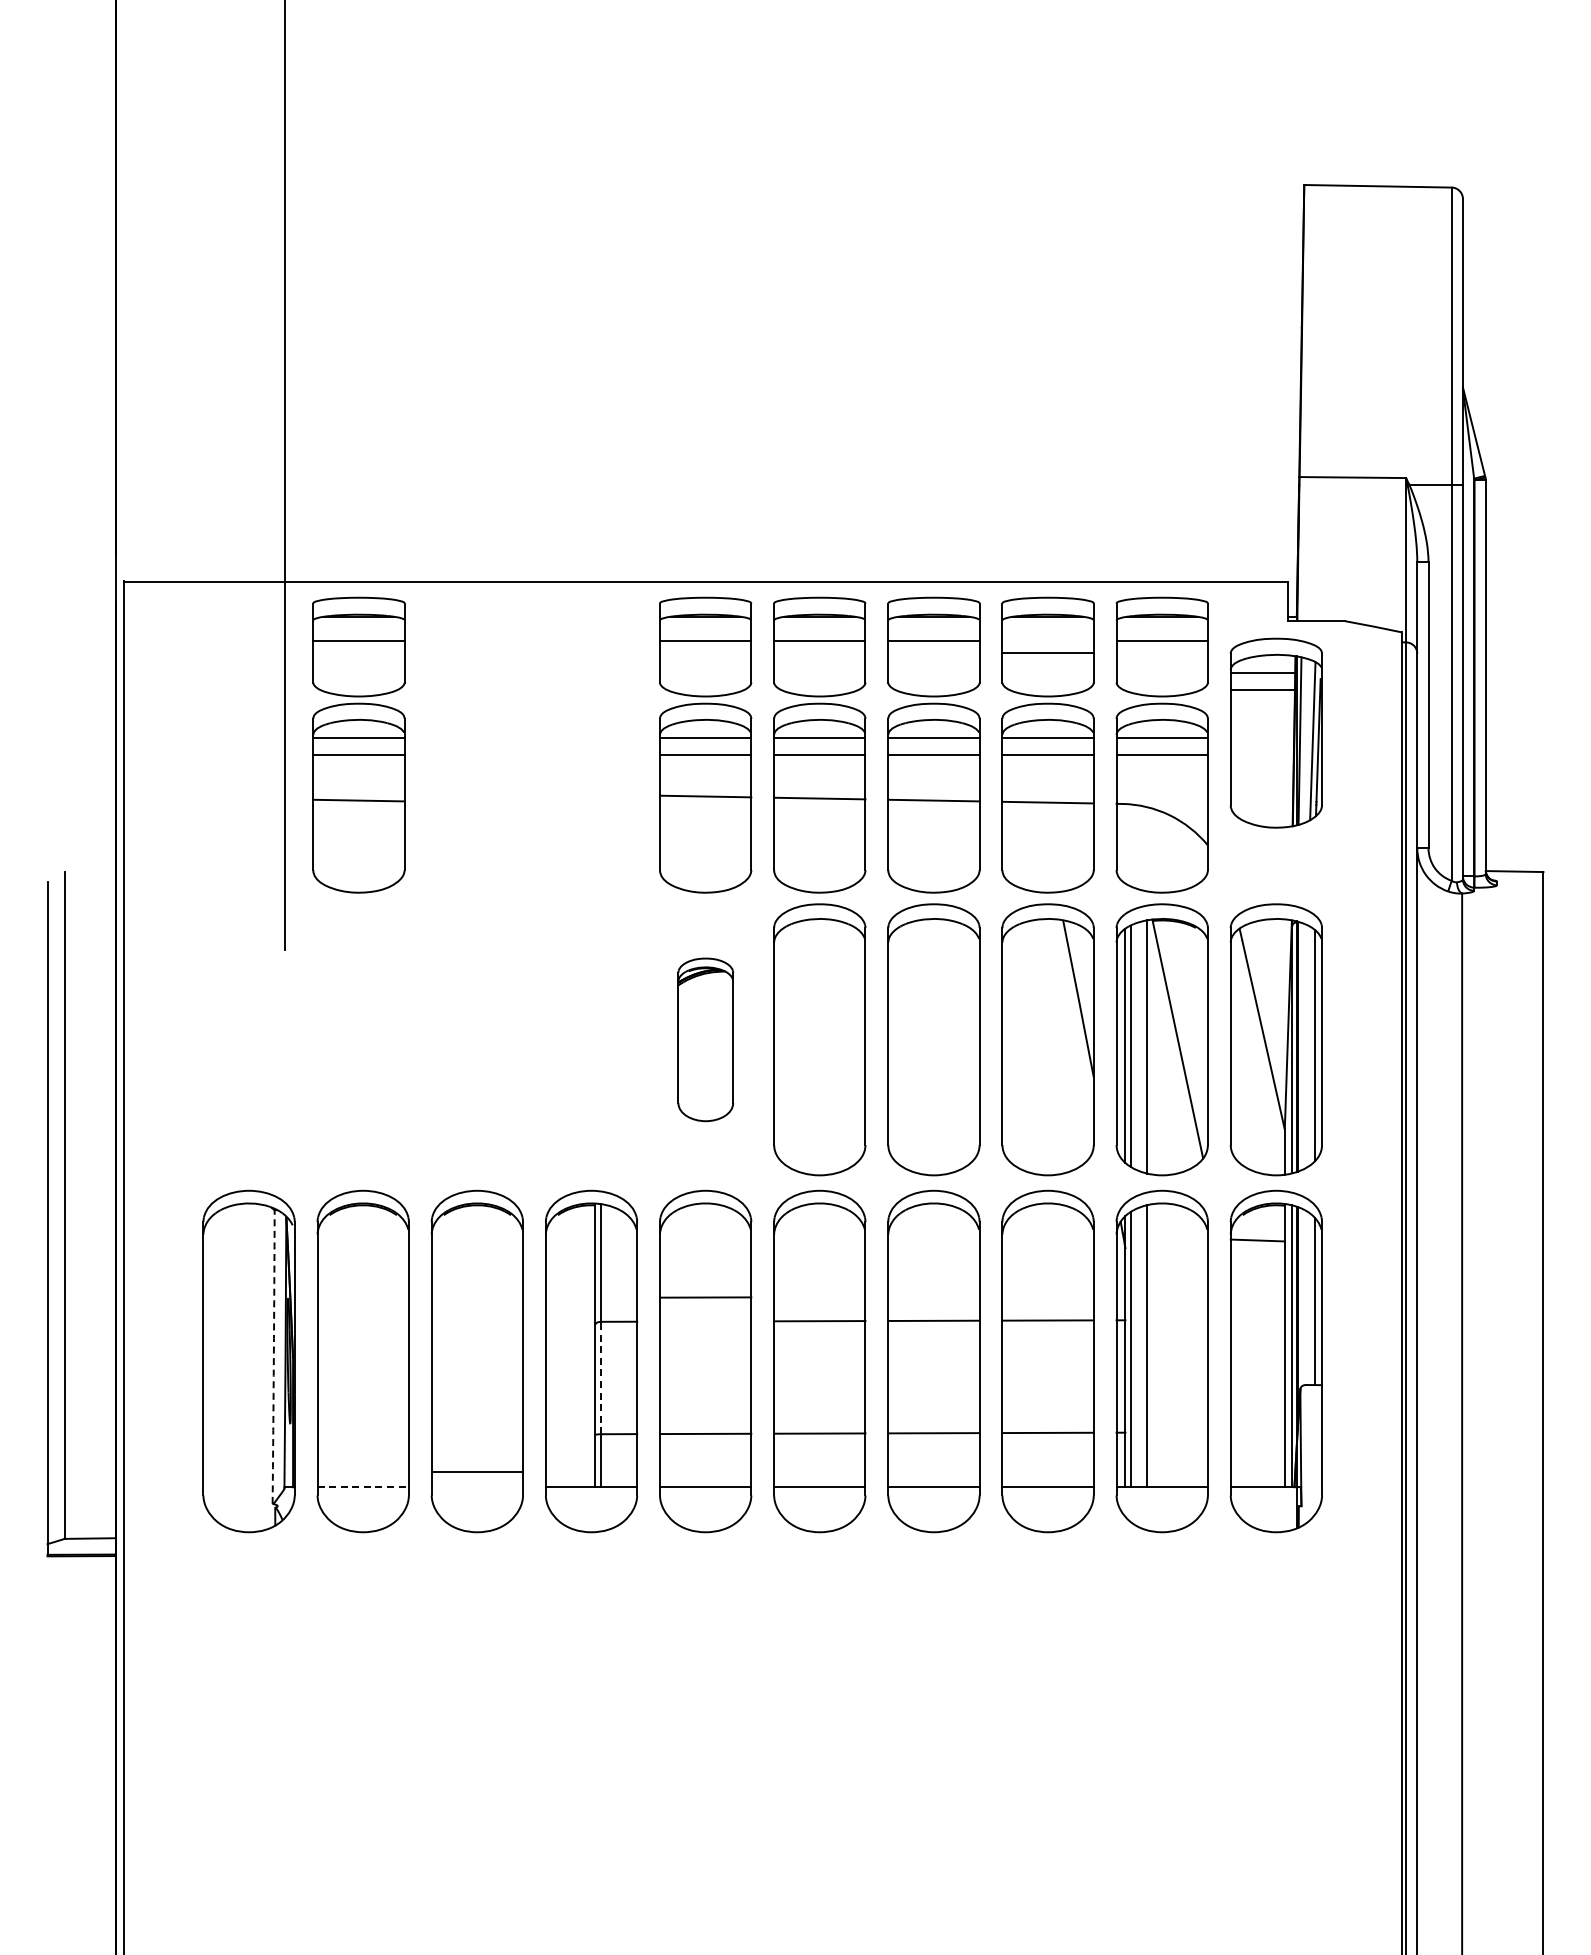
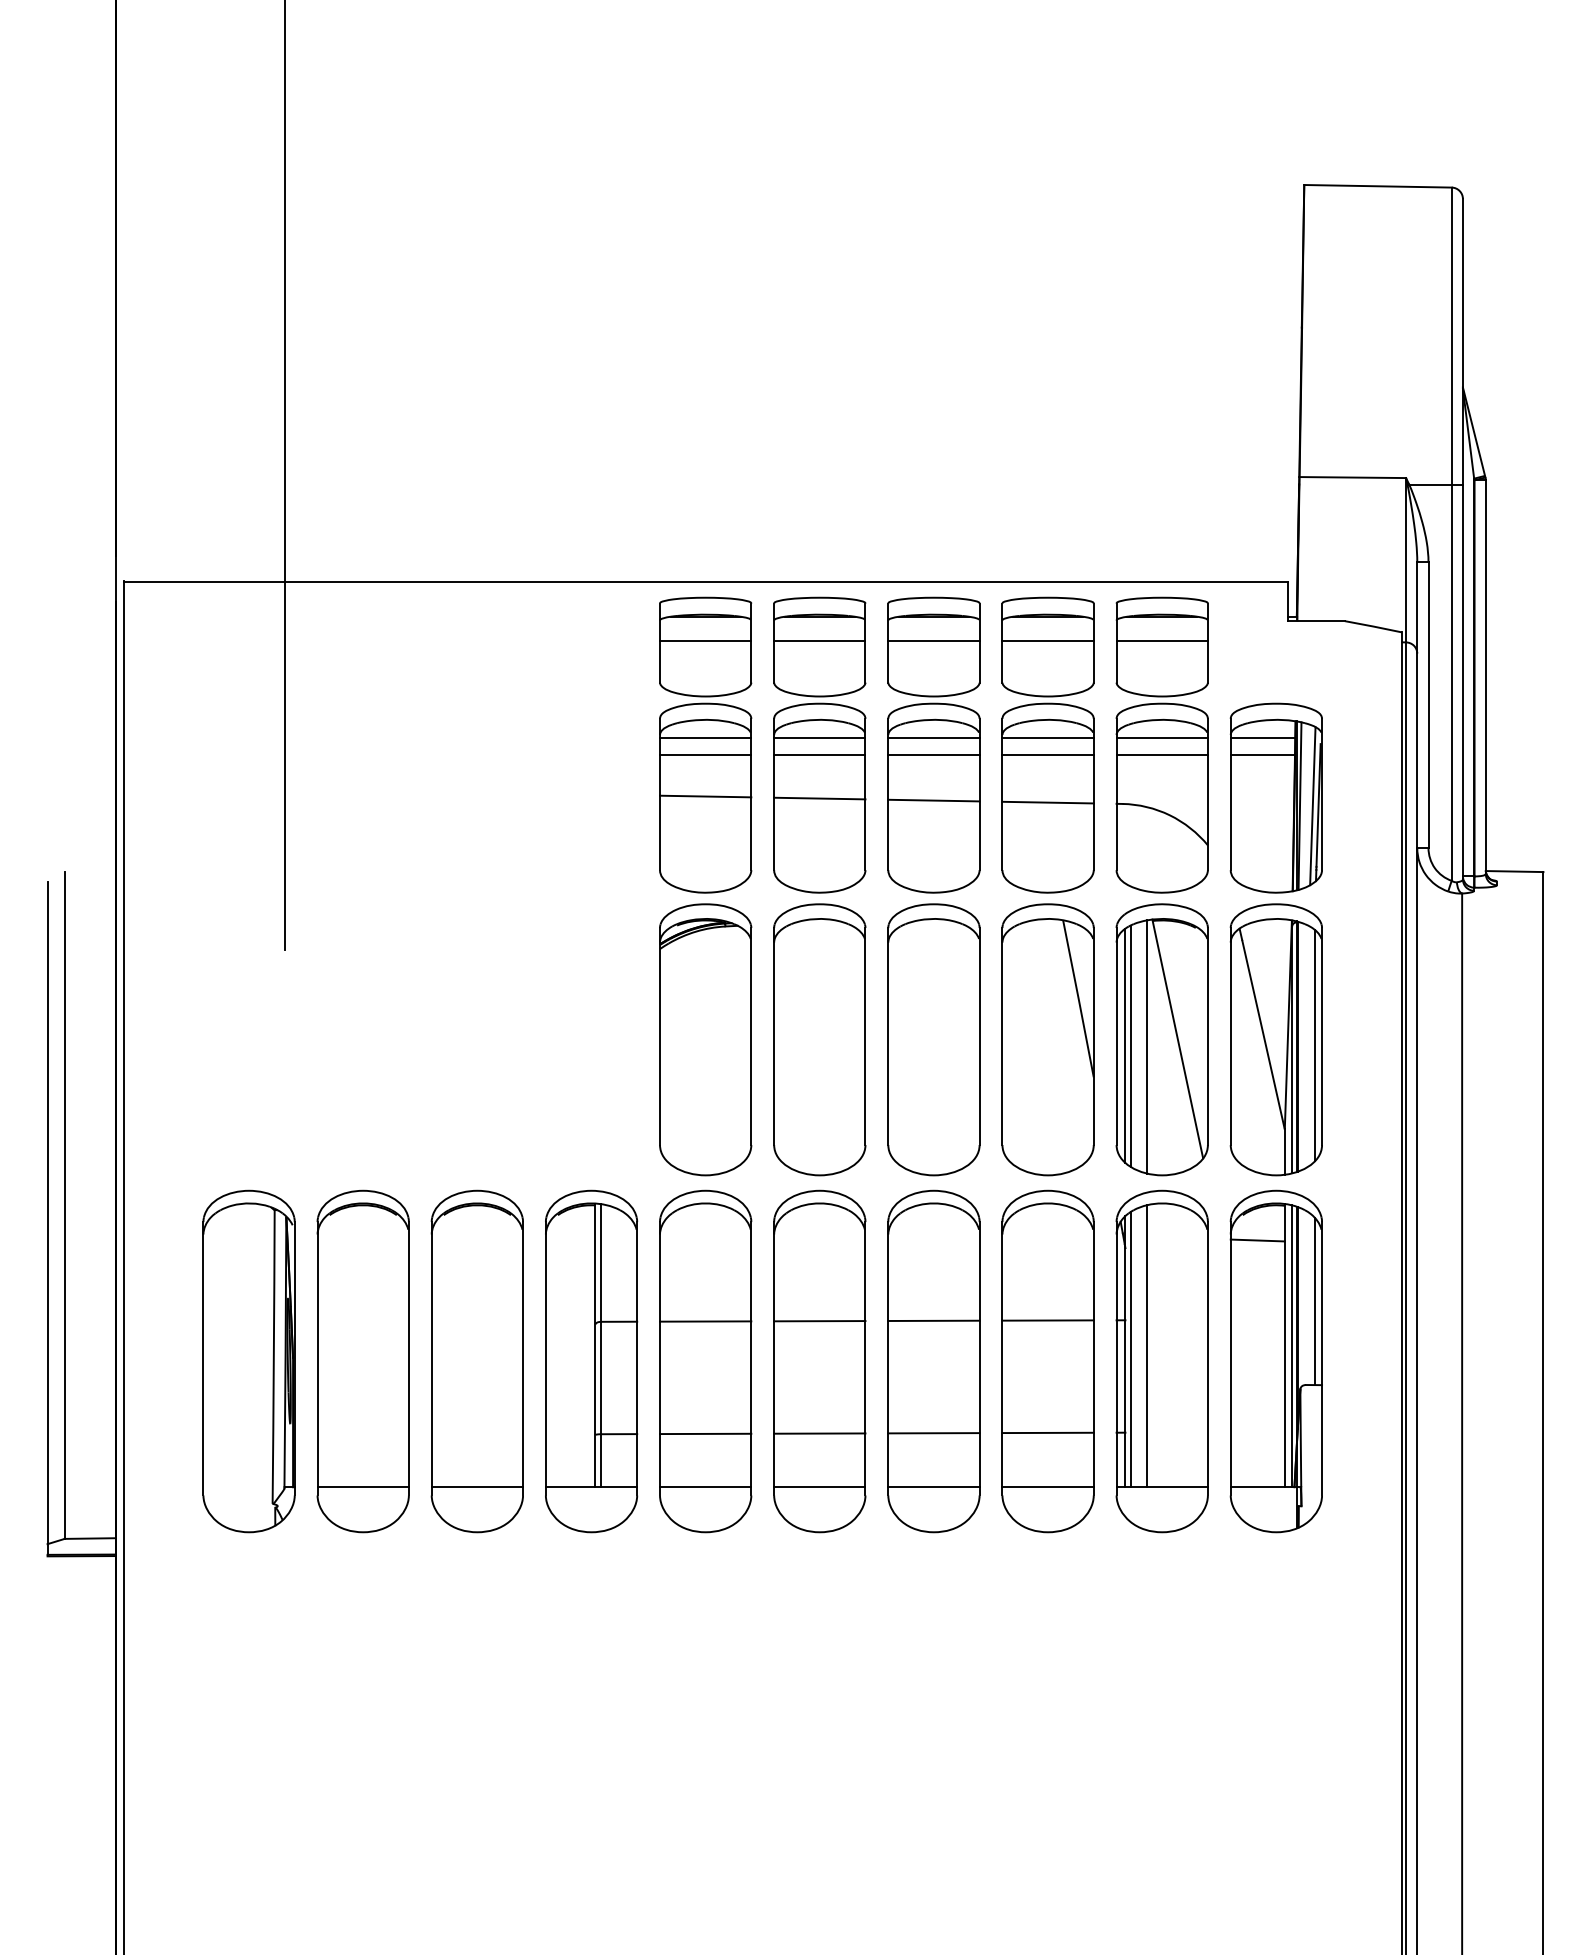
line position: (1047, 652) -> (1047, 640) (1047, 640)
part position: (1275, 732) -> (1275, 797) (1275, 797)
part: present -> none (358, 744)
part size: 58x166 px -> 94x274 px (705, 1039)
line position: (705, 1297) -> (705, 1321) (705, 1321)
arc: dashed -> solid (273, 1356)
line: dashed -> solid (601, 1377)
line position: (477, 1472) -> (477, 1487) (477, 1487)
line: dashed -> solid (363, 1487)
